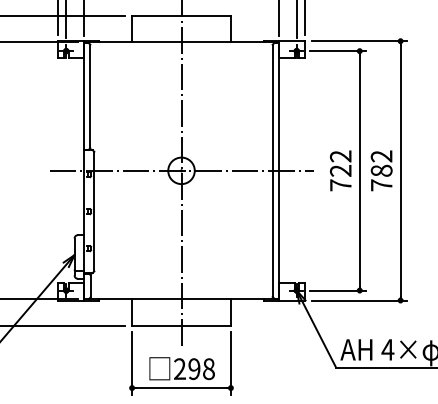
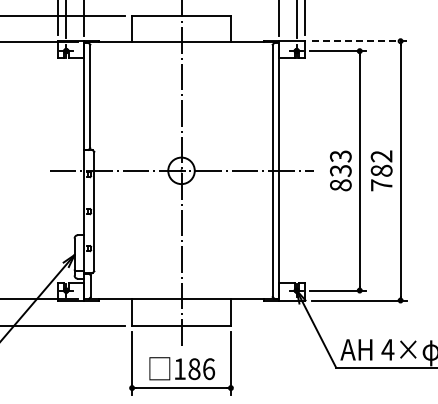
line: solid -> dashed (359, 41)
text: 722 -> 833 (340, 170)
text: 298 -> 186 (194, 369)
